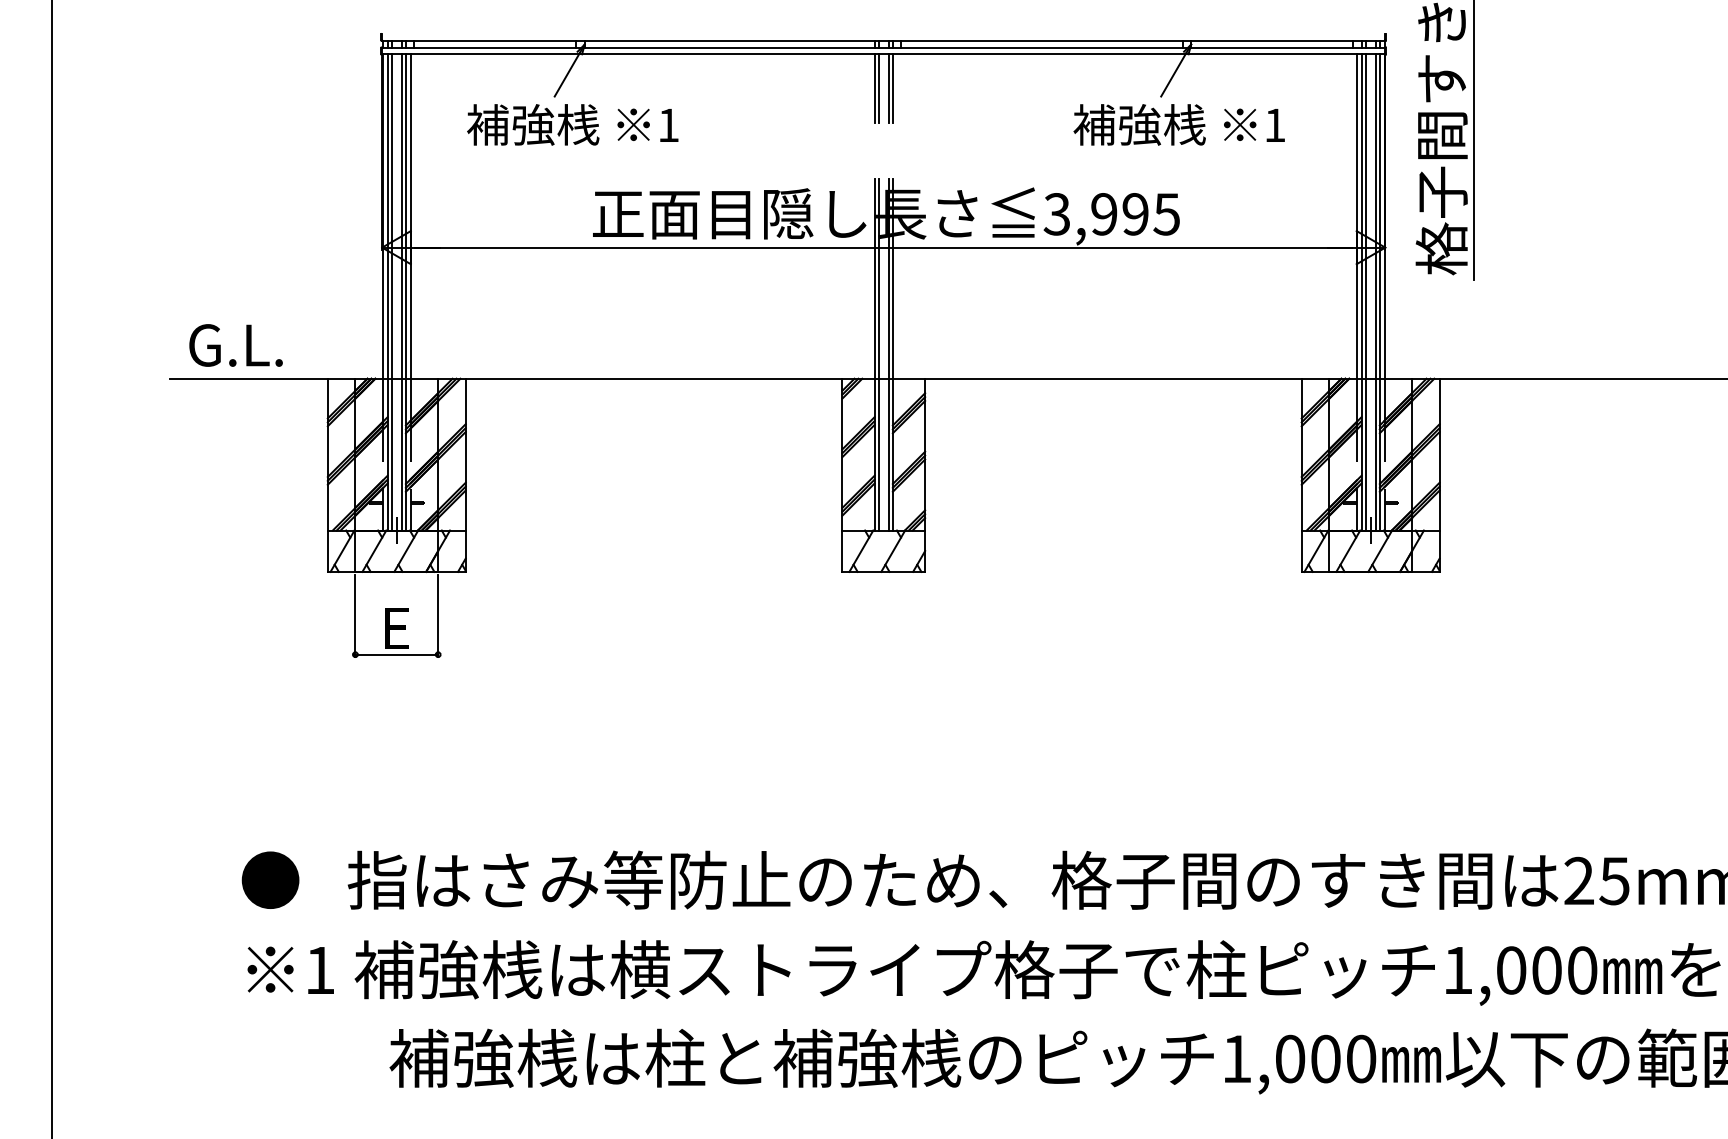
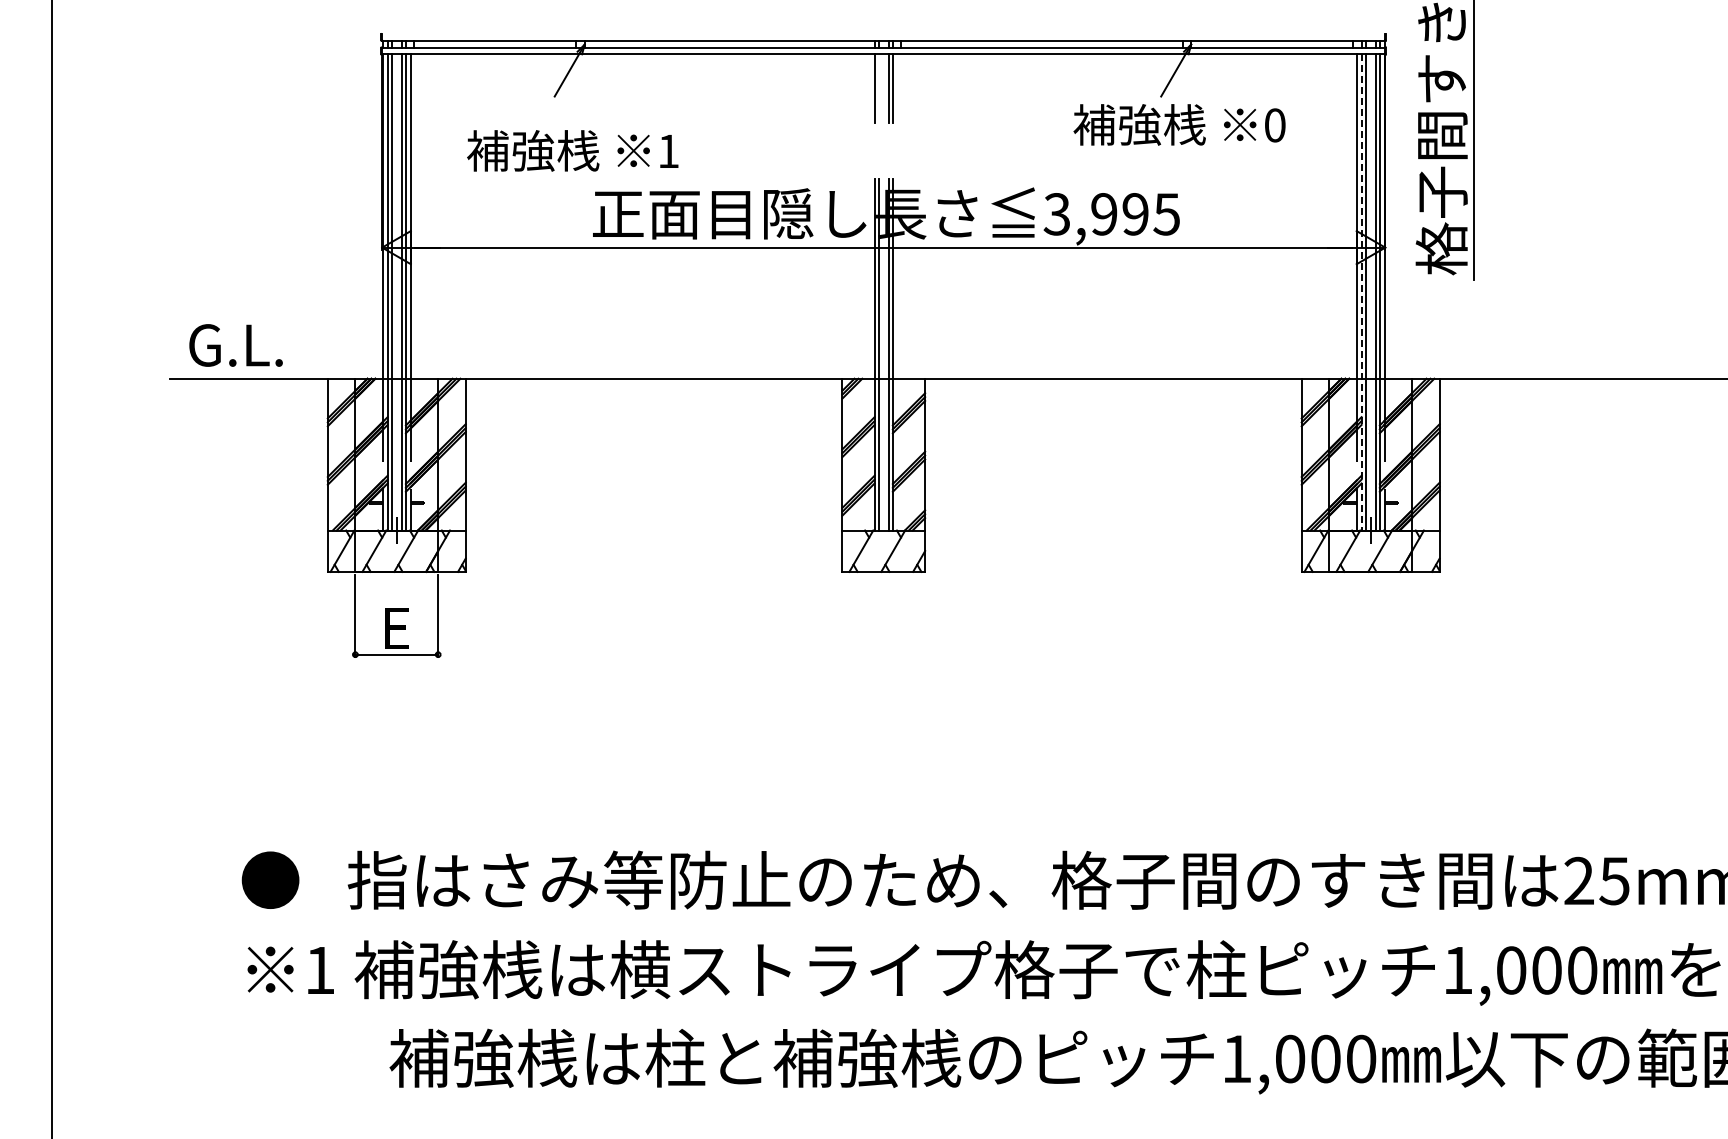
line: present -> none (878, 88)
text position: (572, 124) -> (572, 150) (572, 150)
text: 1 -> 0 (1275, 125)
line: solid -> dashed (1361, 293)
